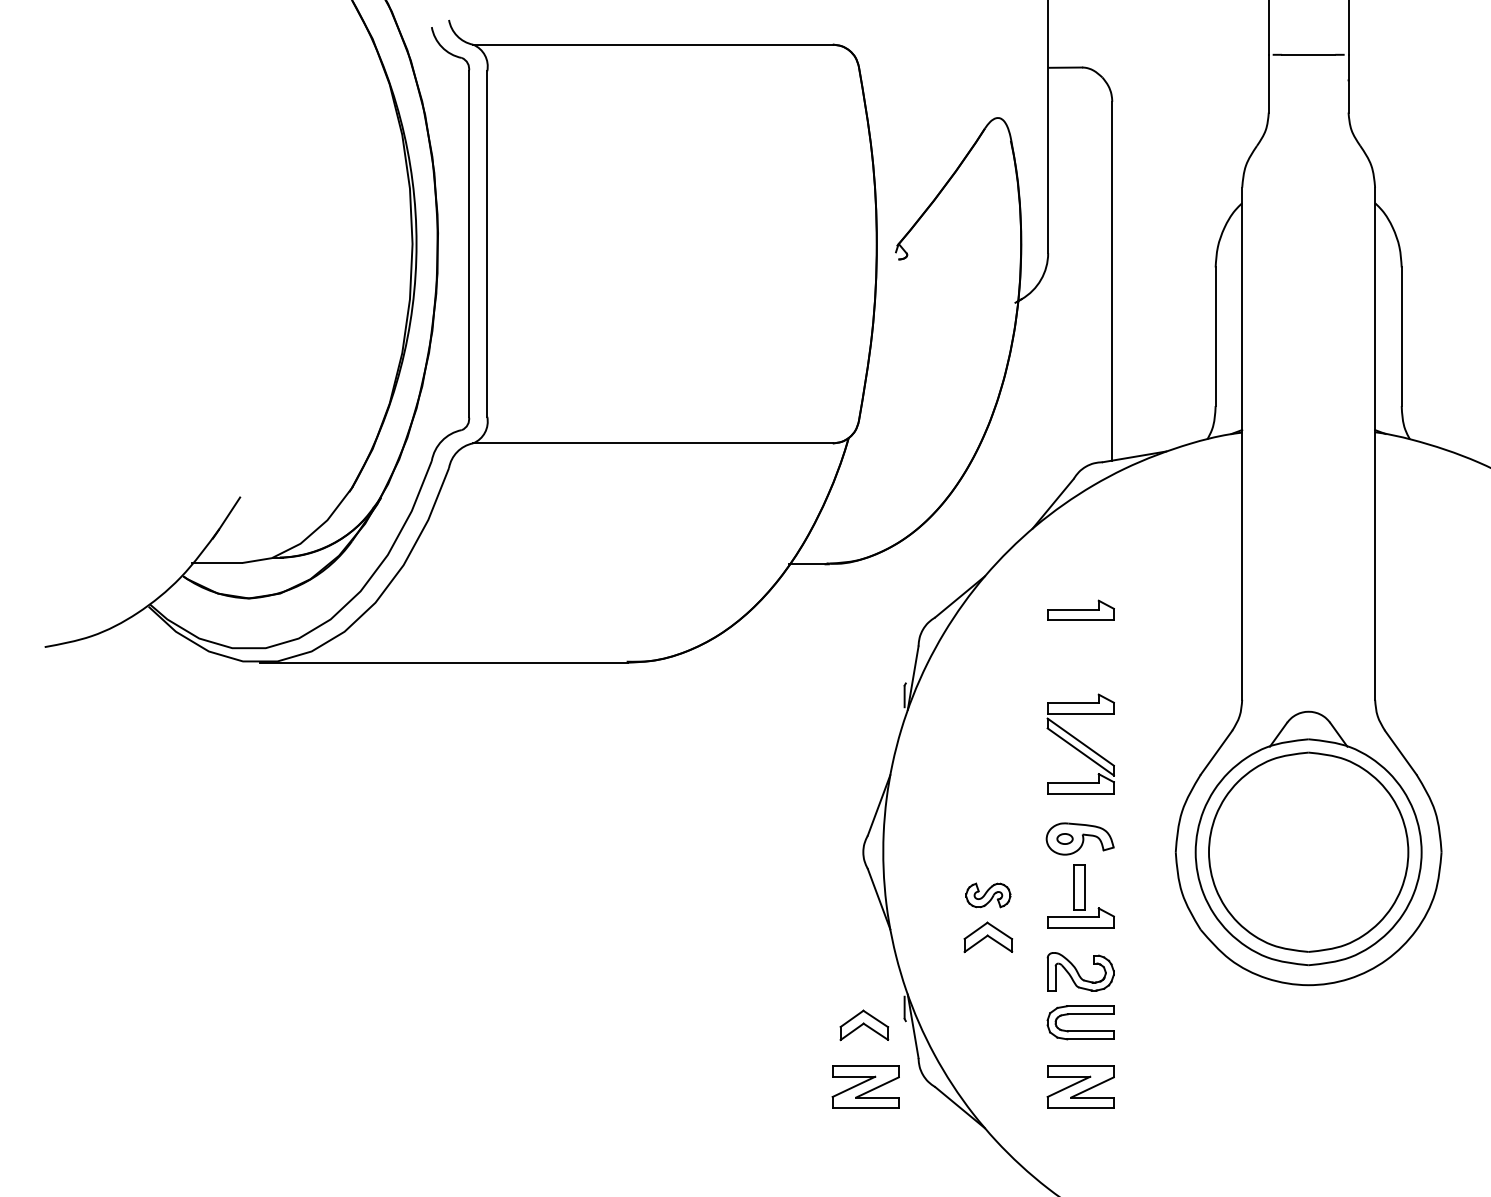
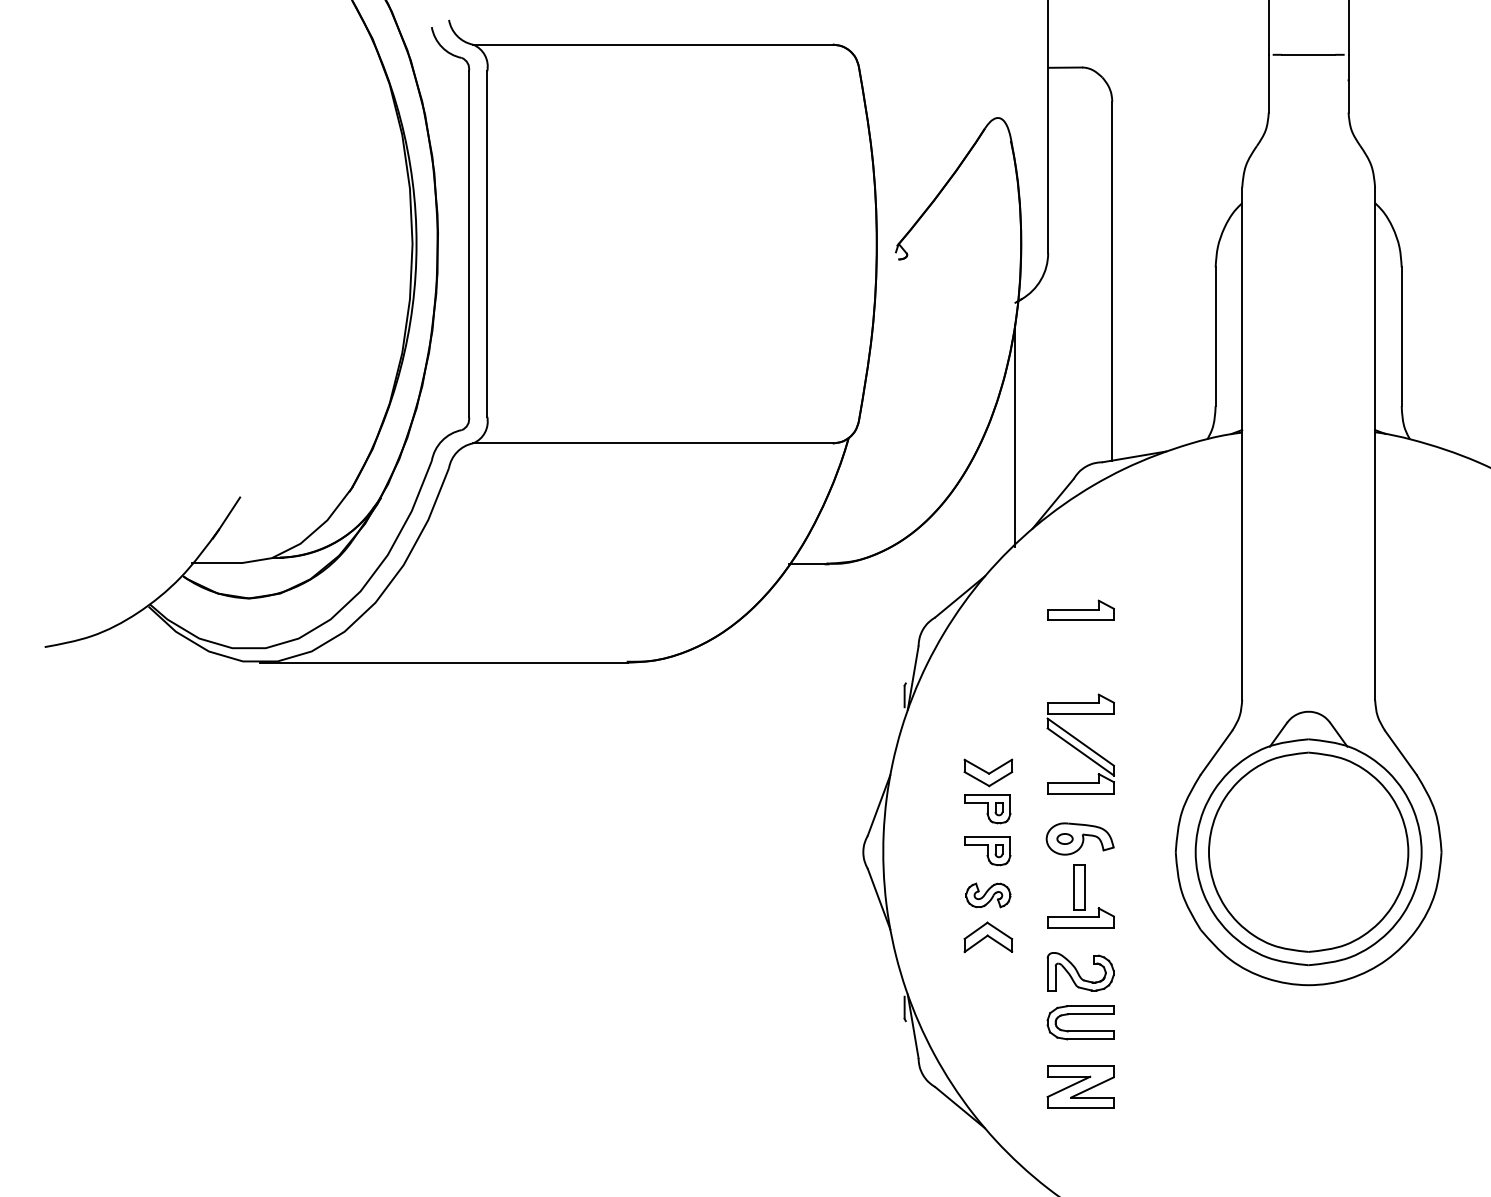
line: none -> present (1014, 435)
part: none -> present (988, 791)
part: none -> present (987, 851)
part: present -> none (864, 1025)
part: present -> none (865, 1086)
